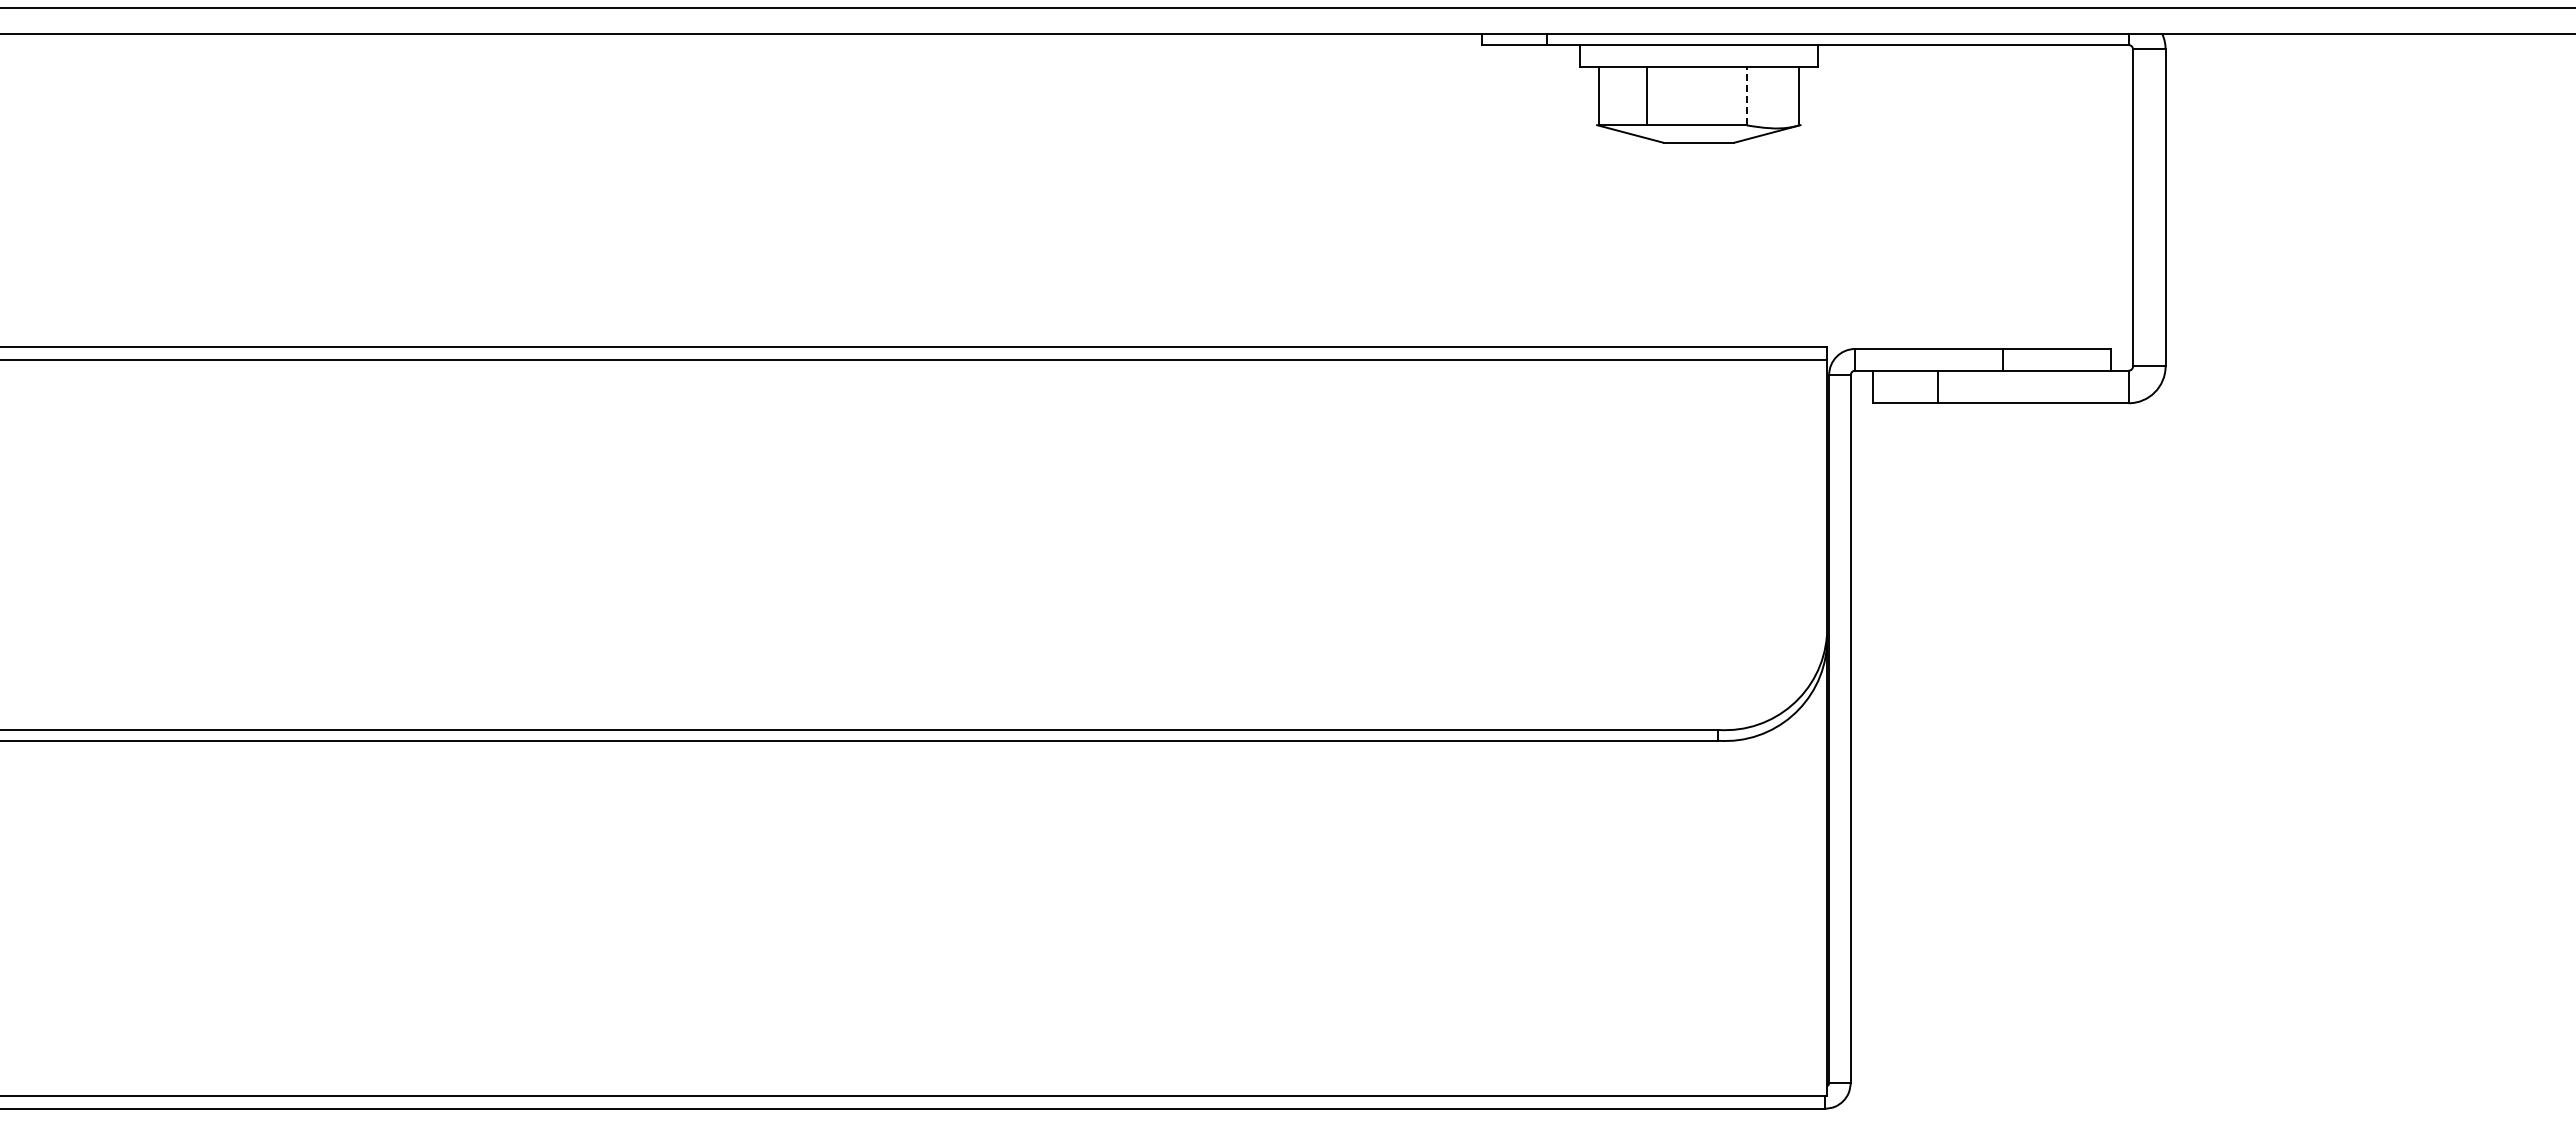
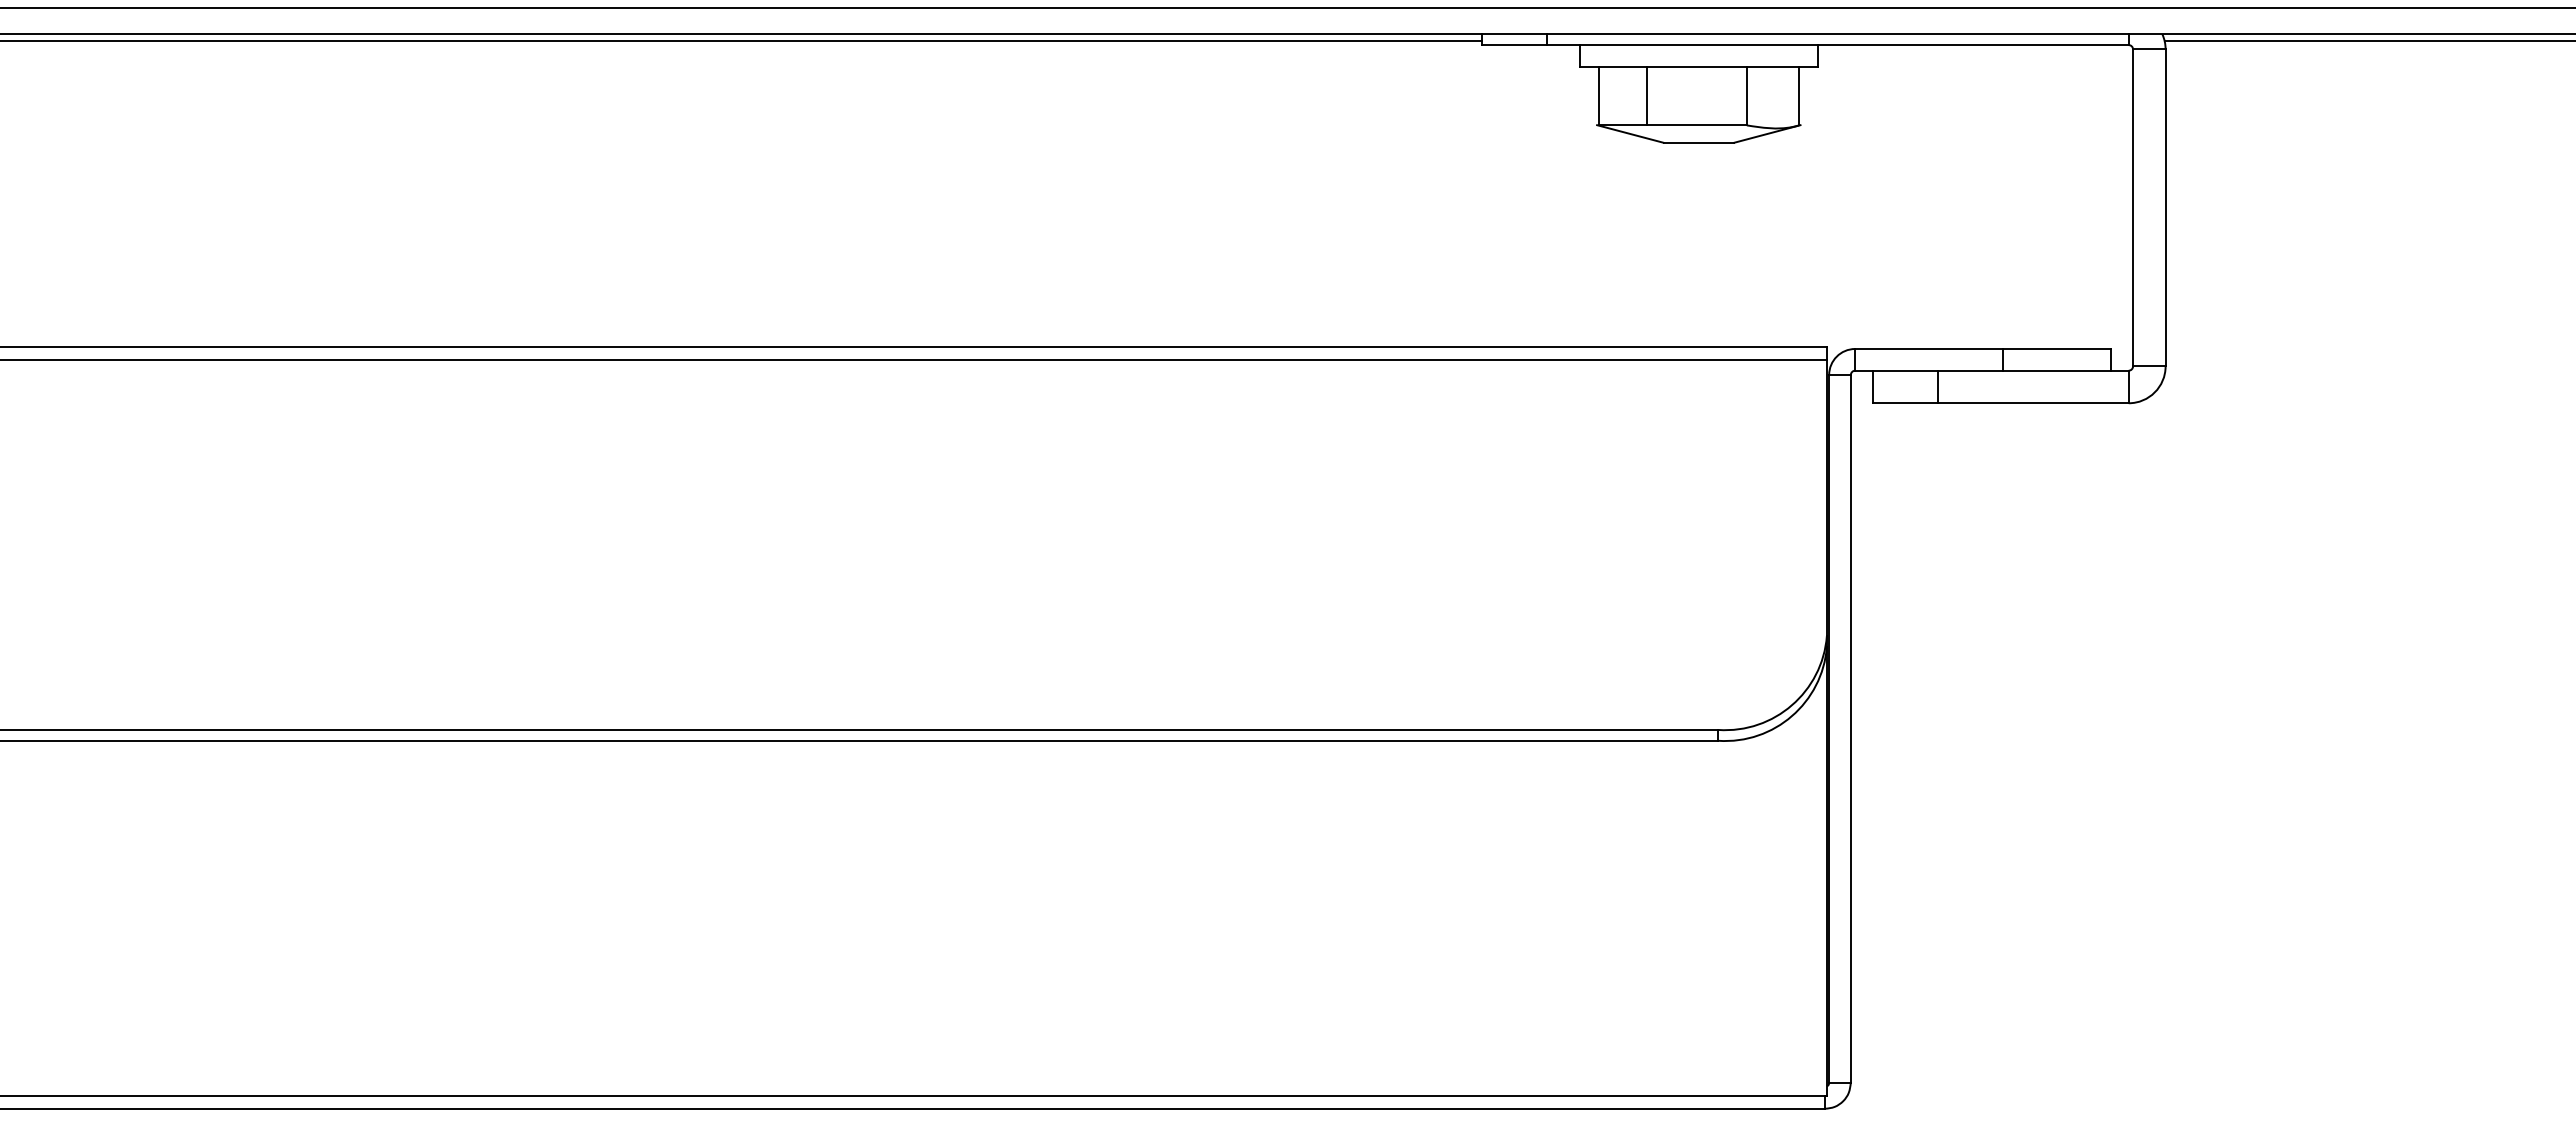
line: none -> present (741, 40)
line: none -> present (2368, 40)
line: dashed -> solid (1746, 95)
